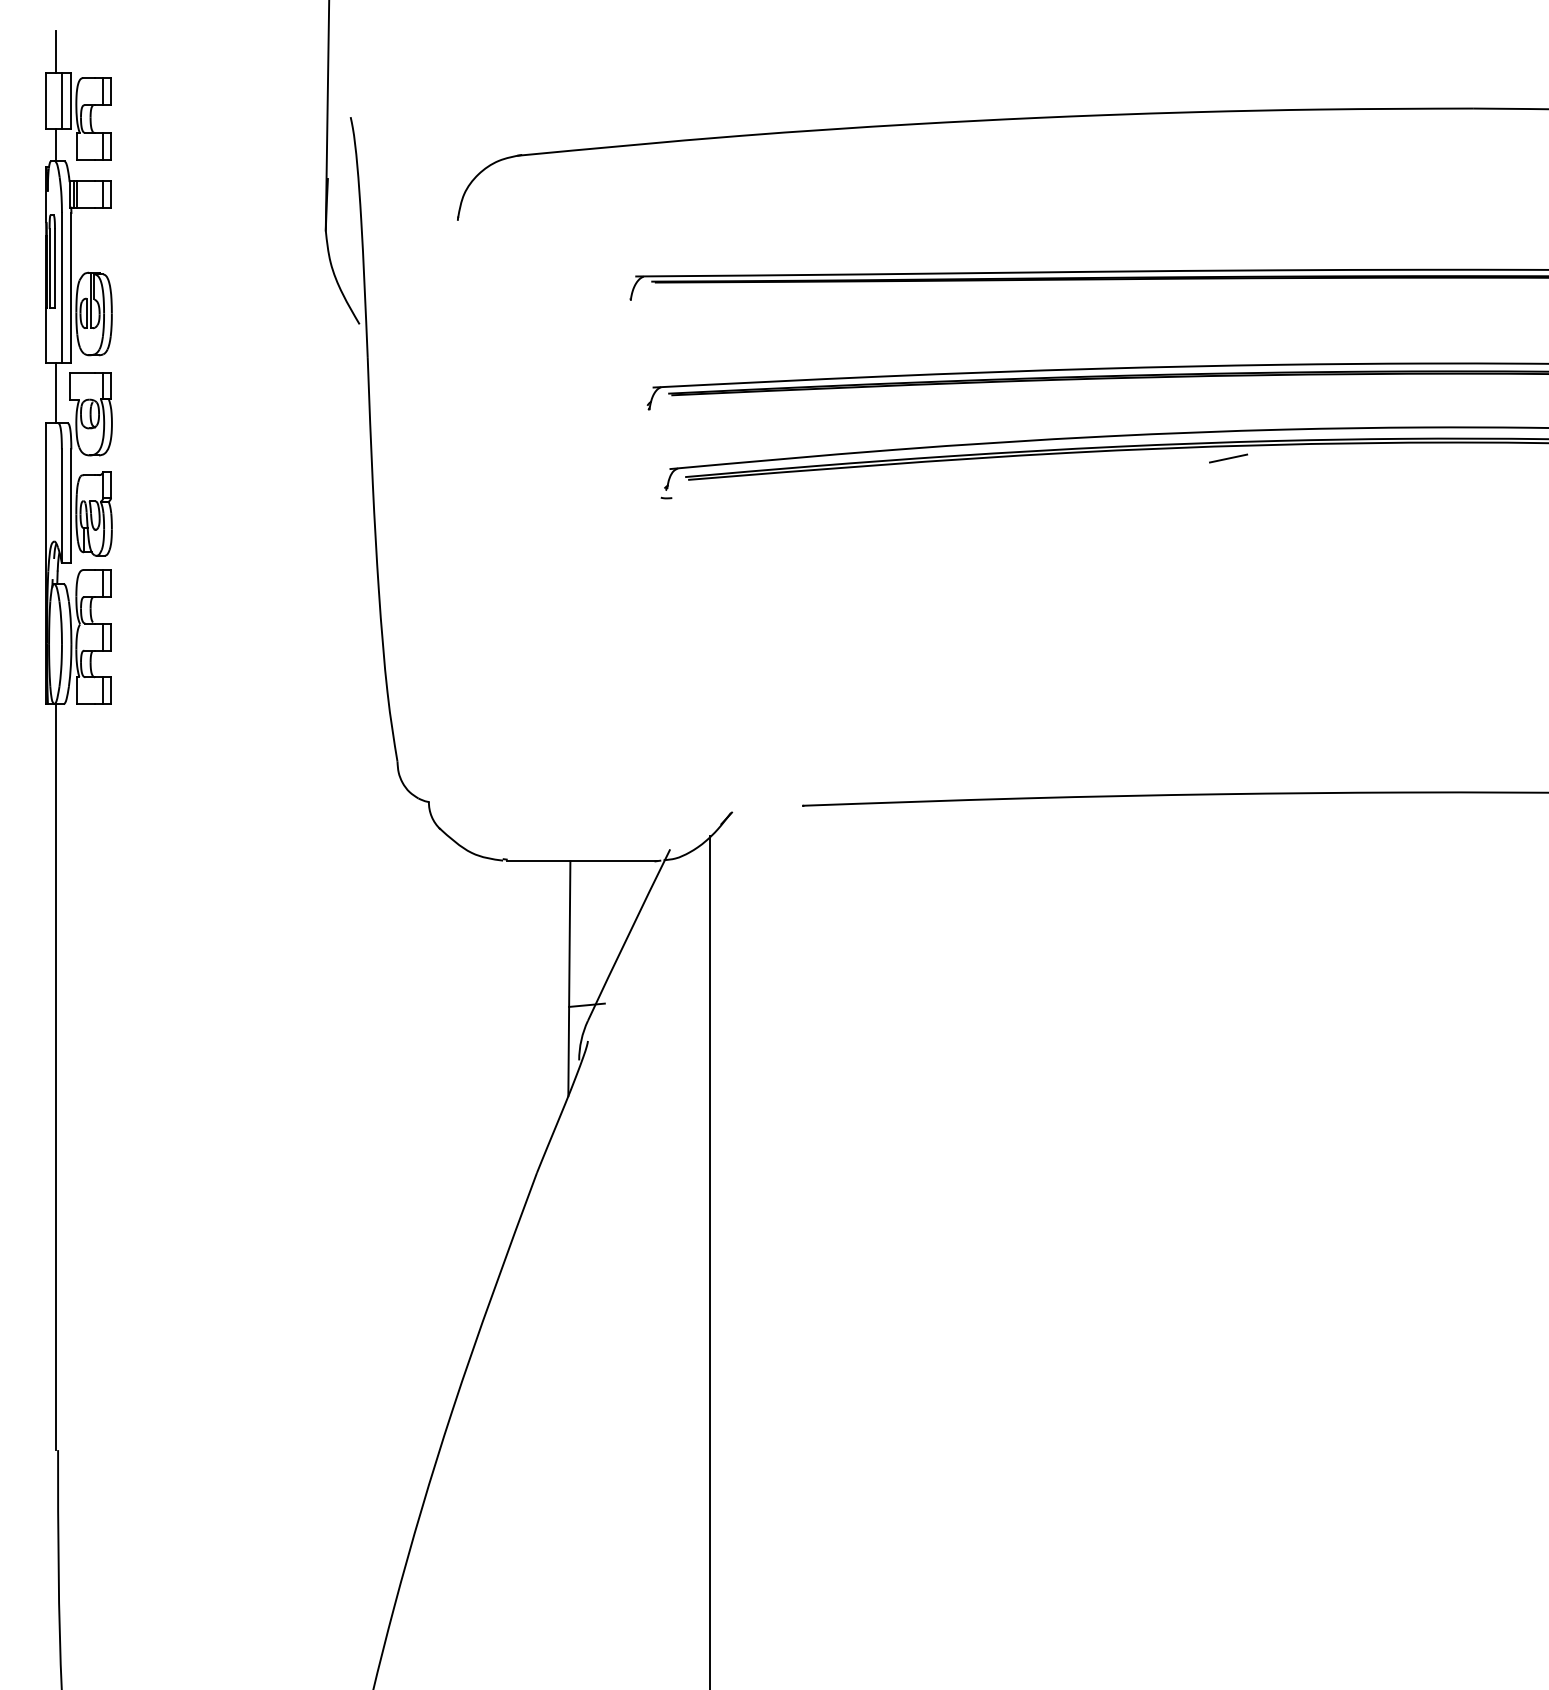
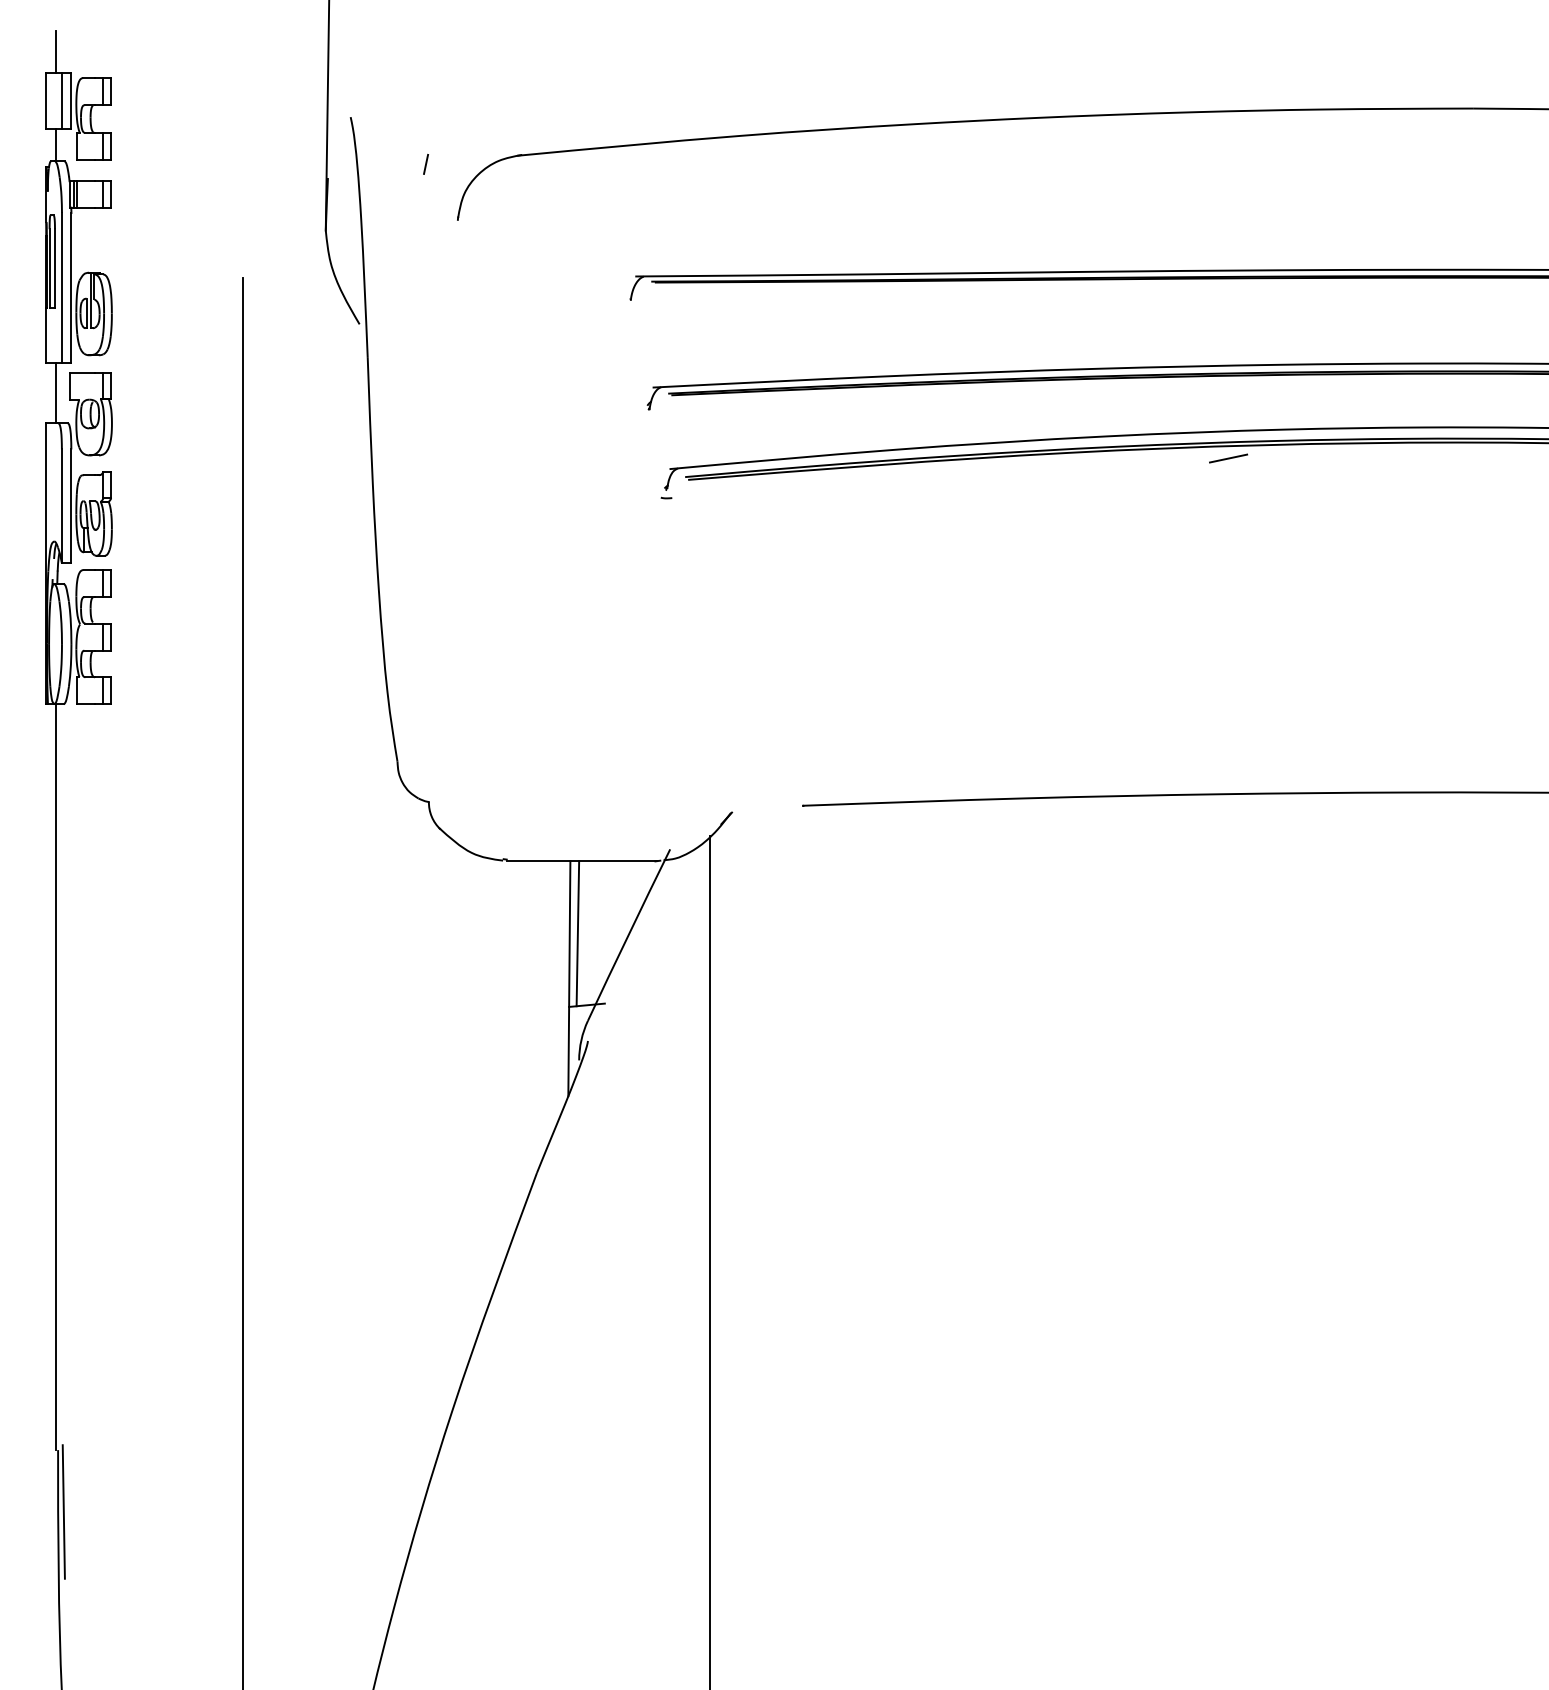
line: none -> present (425, 164)
line: none -> present (577, 933)
line: none -> present (242, 981)
line: none -> present (63, 1511)
